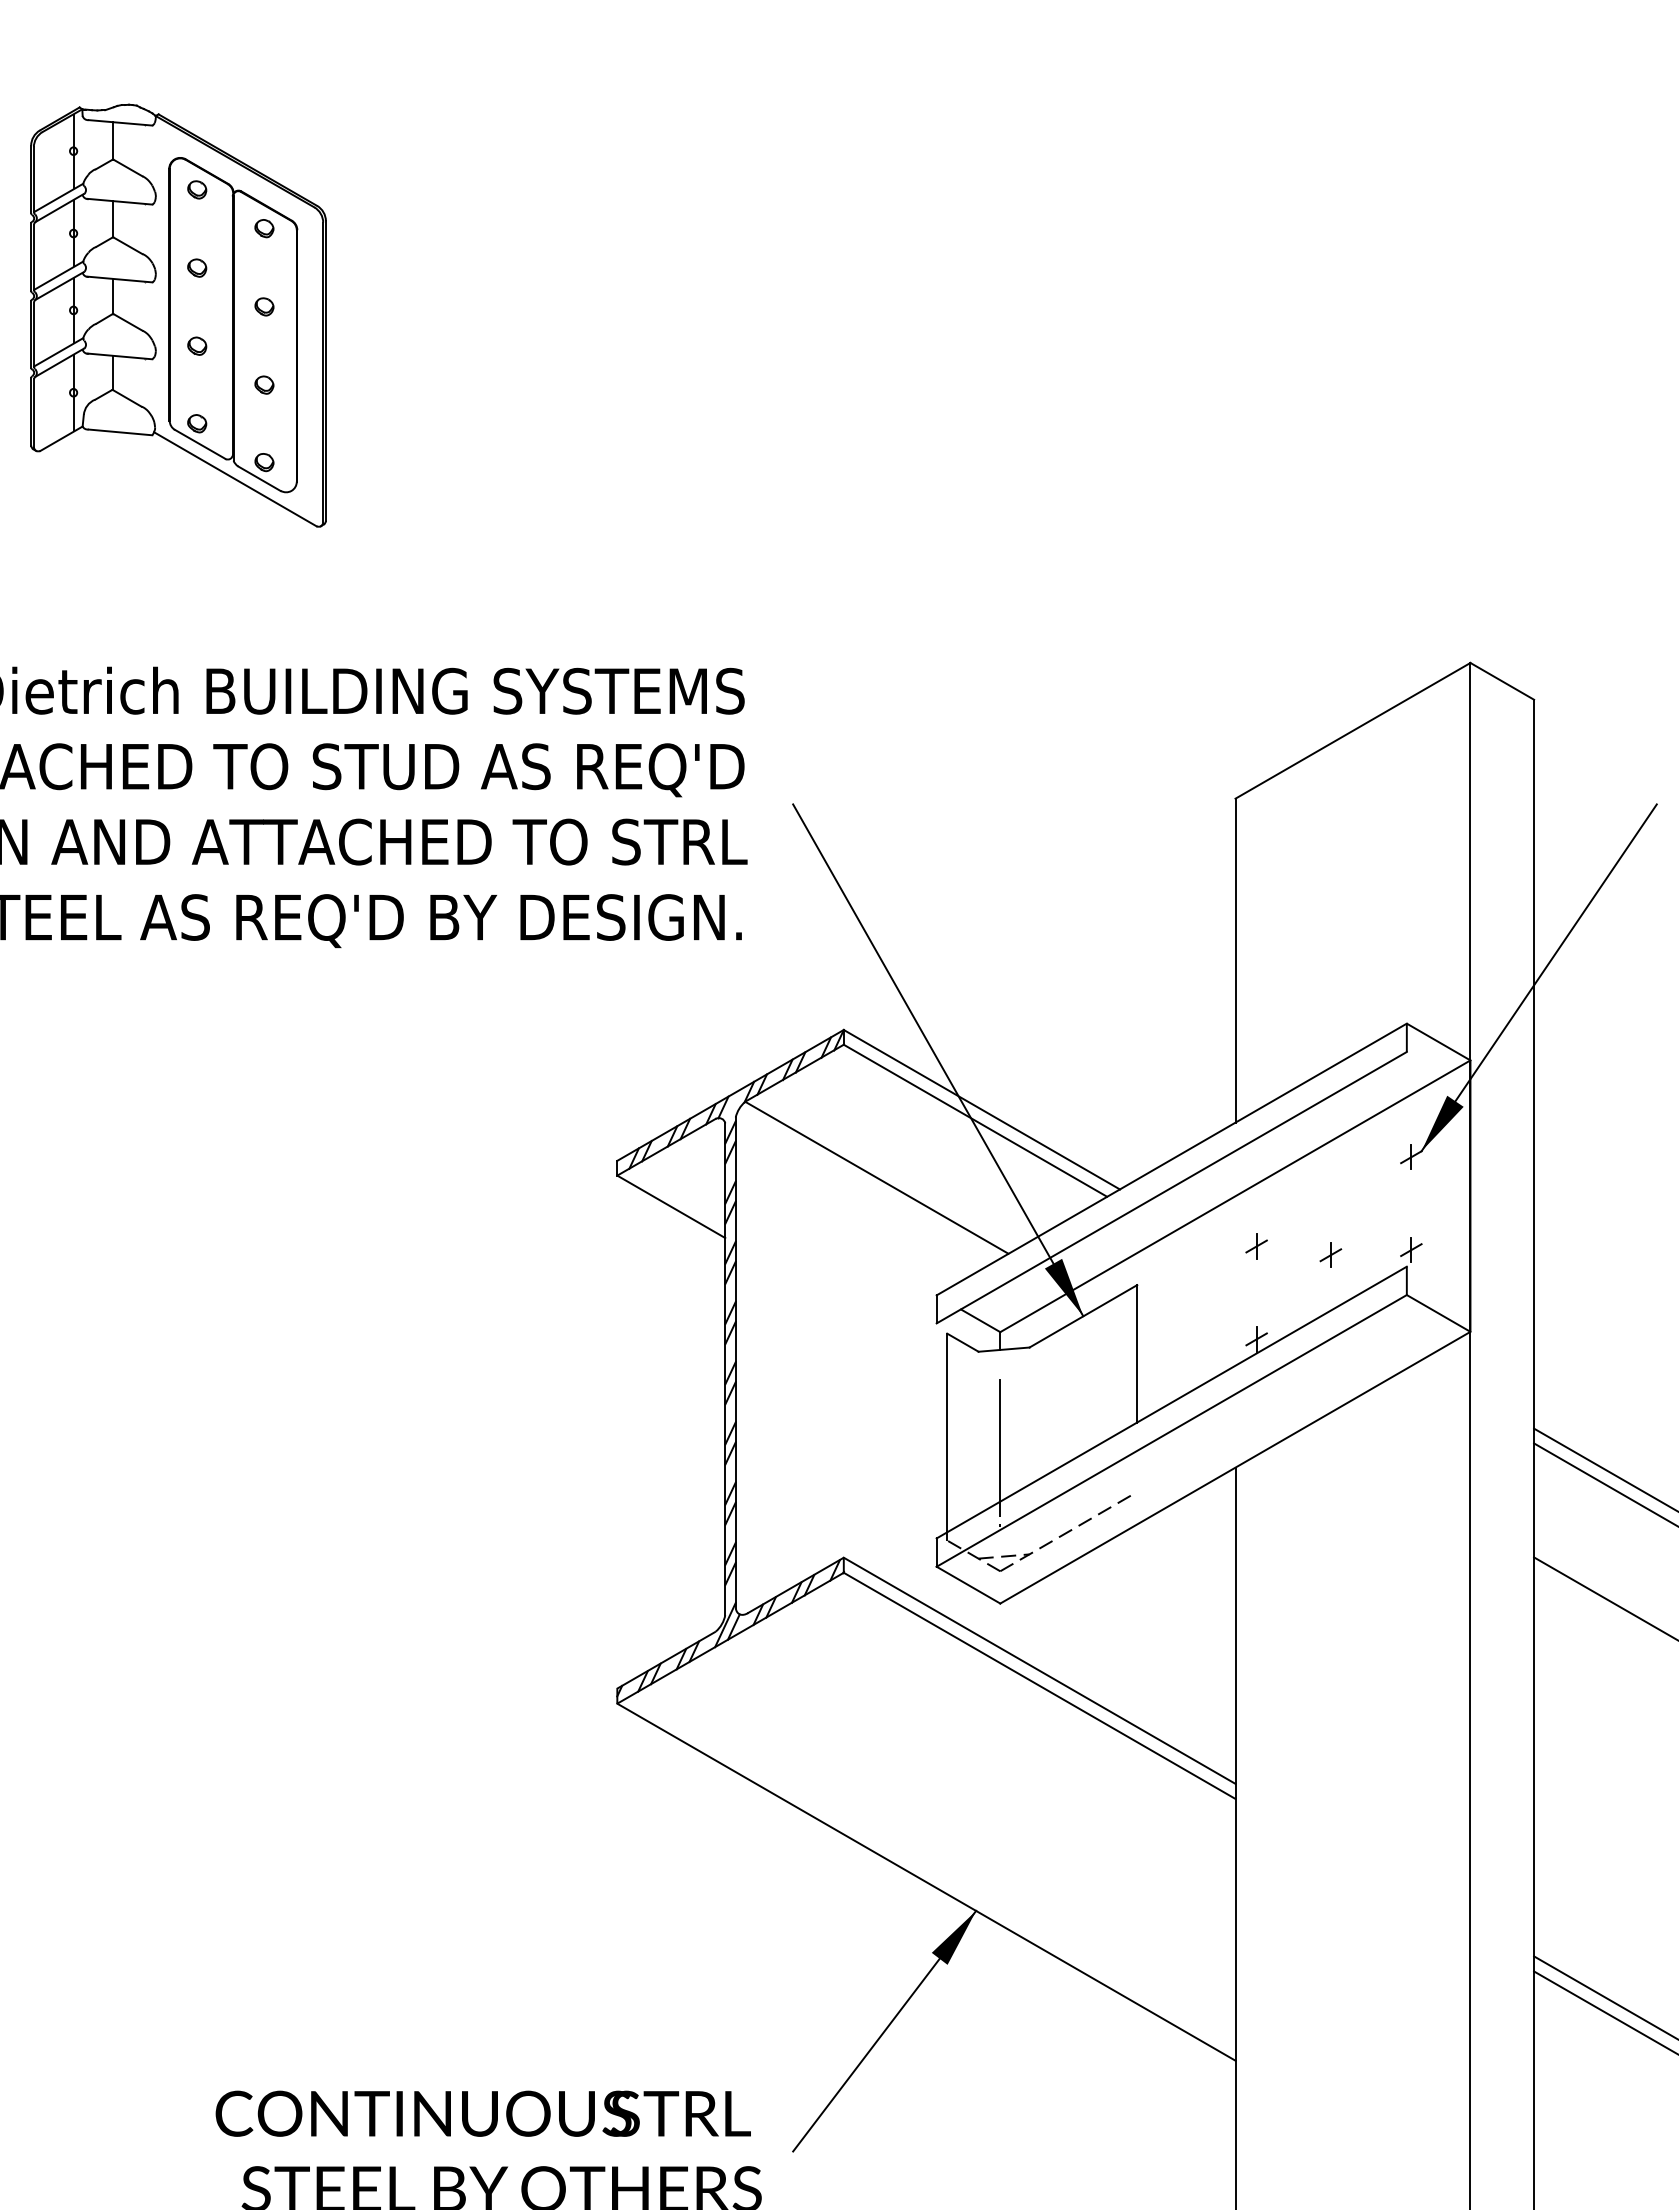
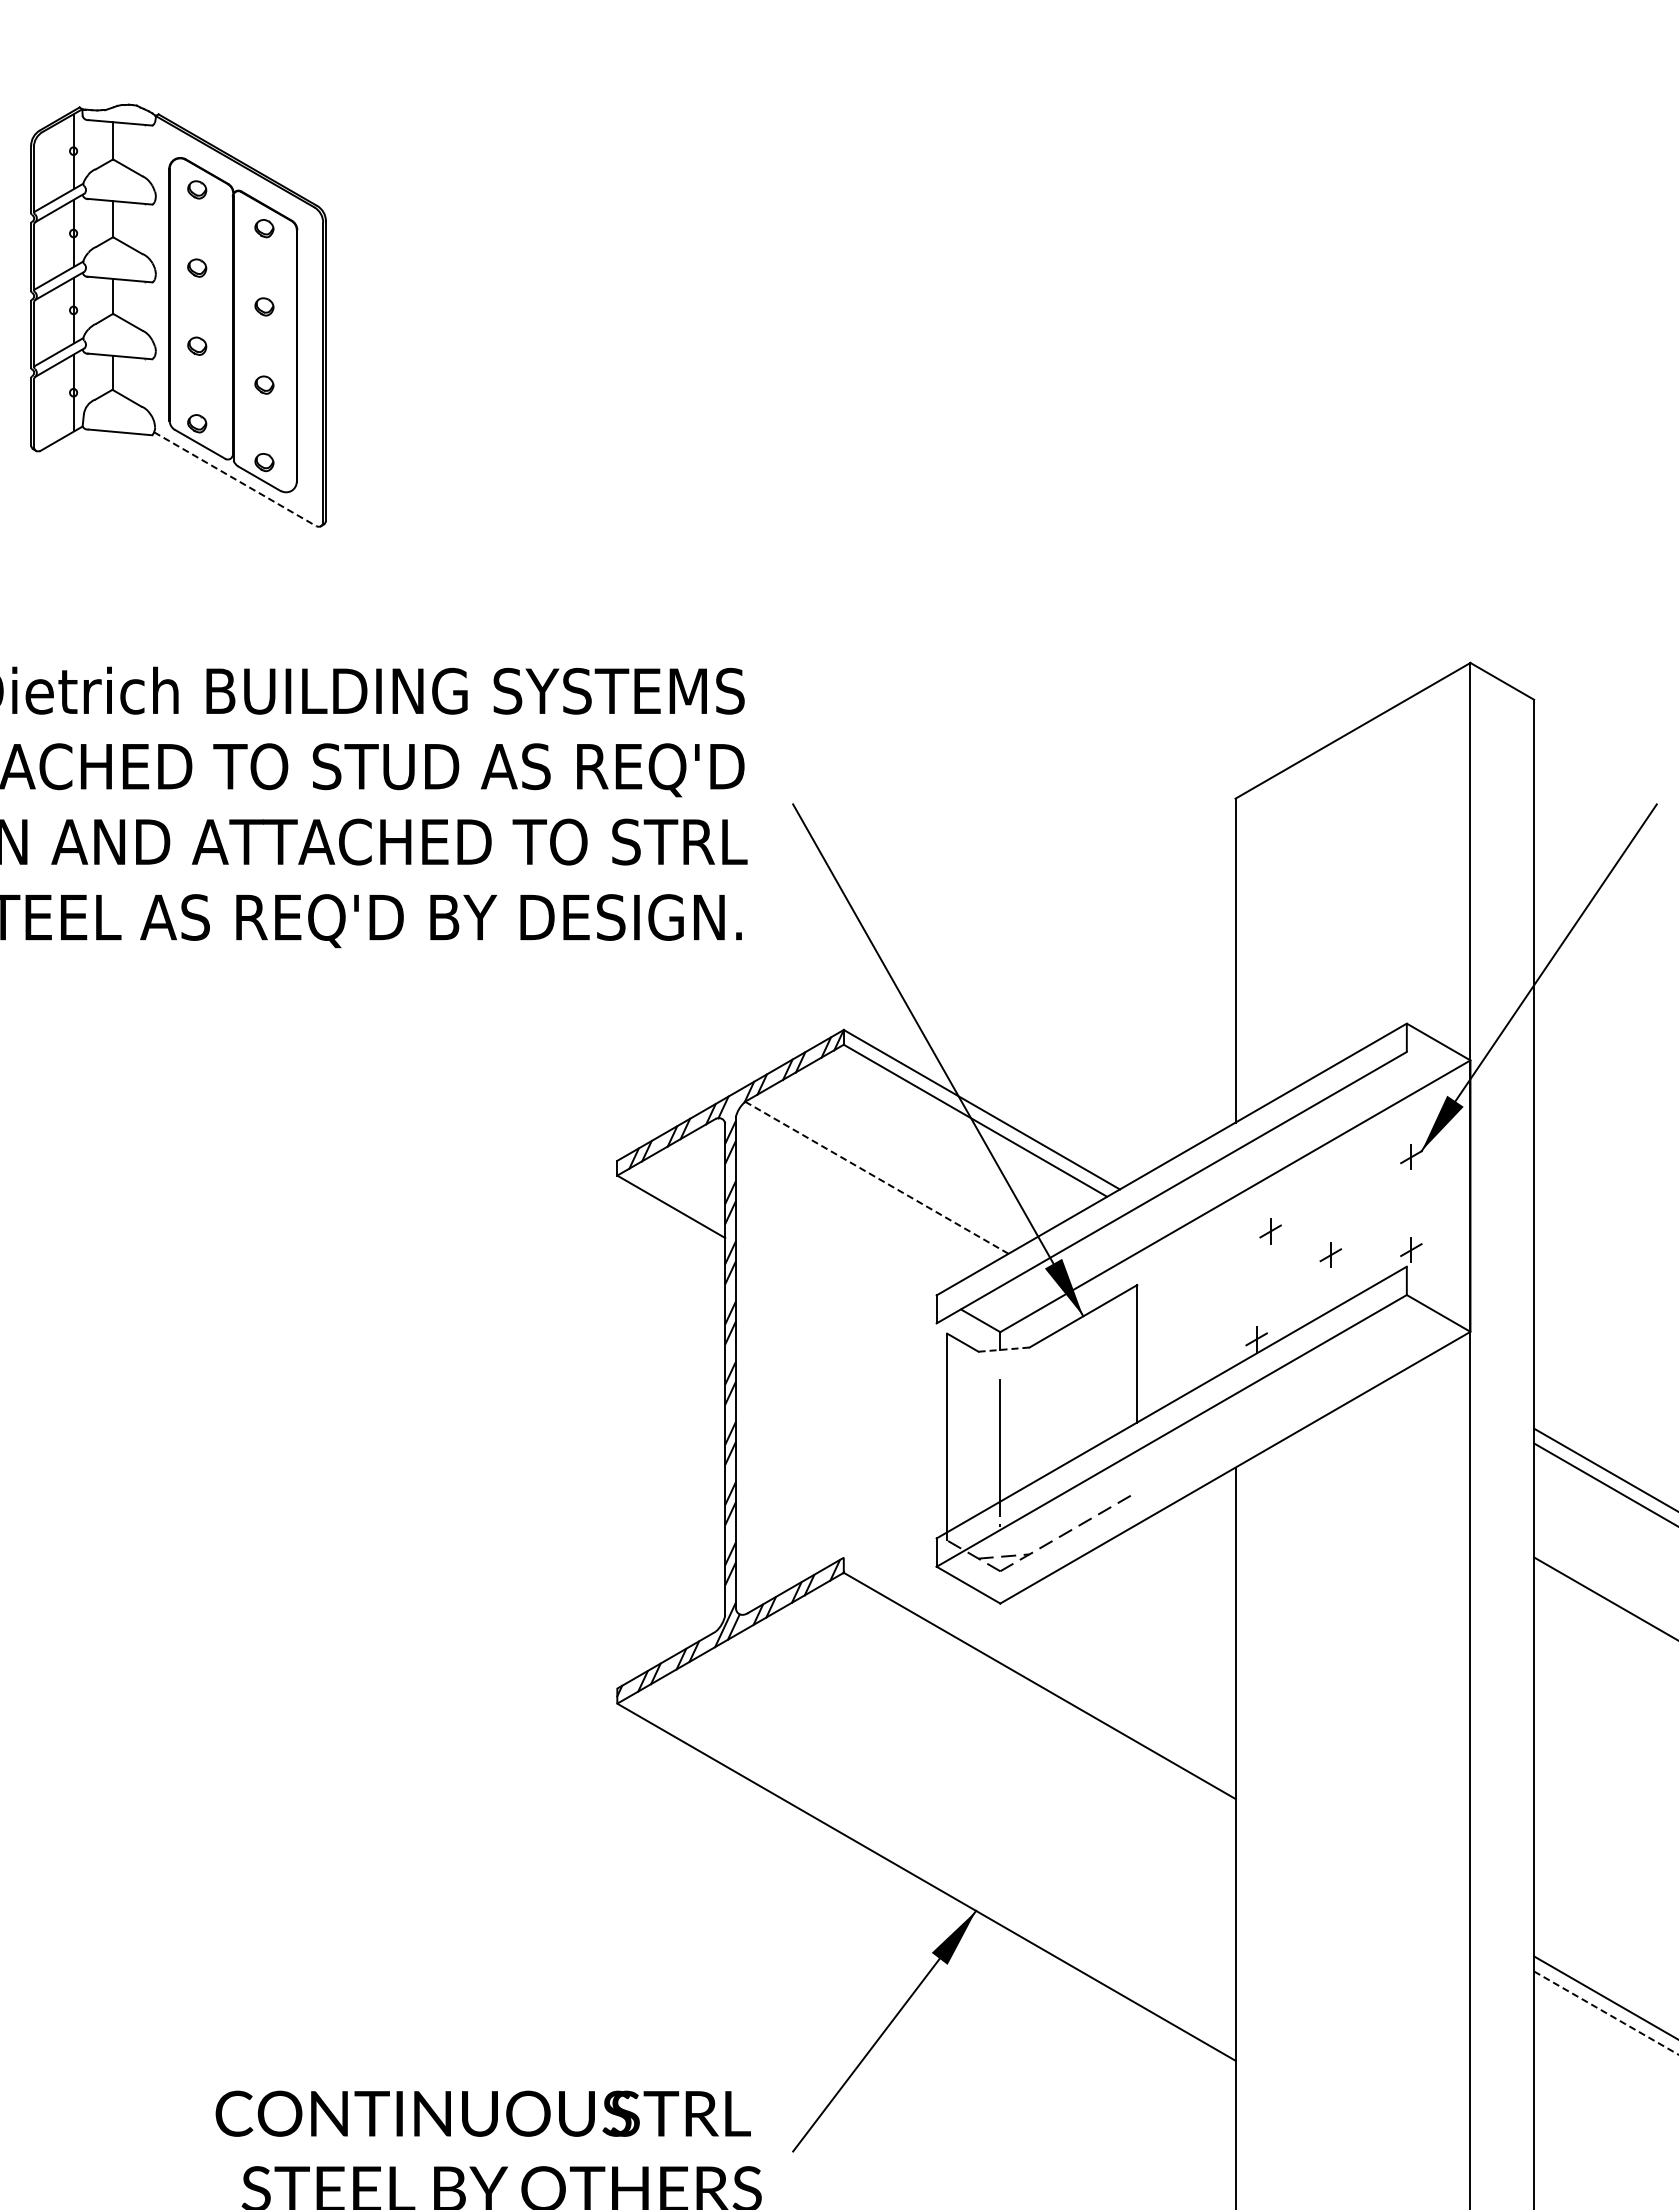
line: solid -> dashed (235, 479)
line: solid -> dashed (876, 1177)
part position: (1256, 1246) -> (1270, 1231) (1270, 1231)
line: solid -> dashed (1004, 1349)
line: present -> none (1039, 1670)
line: solid -> dashed (1606, 2013)
